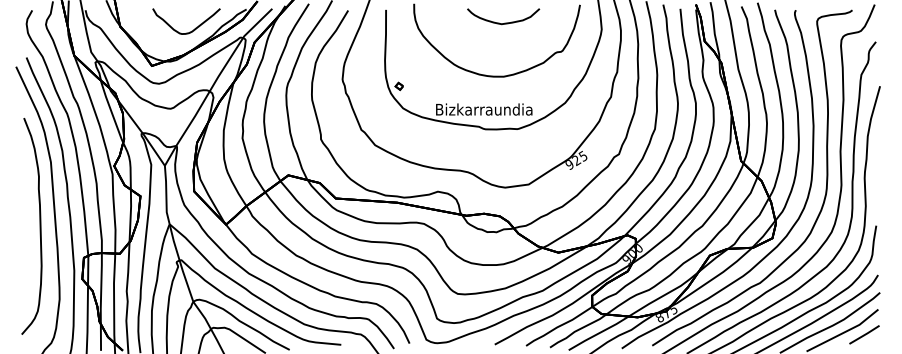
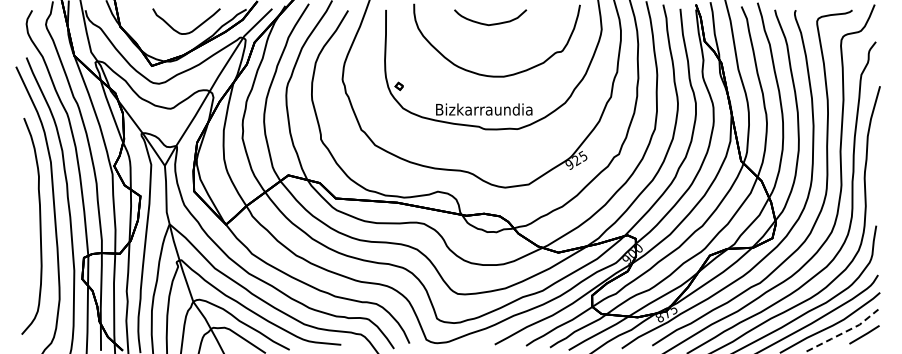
curve position: (504, 22) -> (491, 23) (491, 23)
line: solid -> dashed (844, 332)
